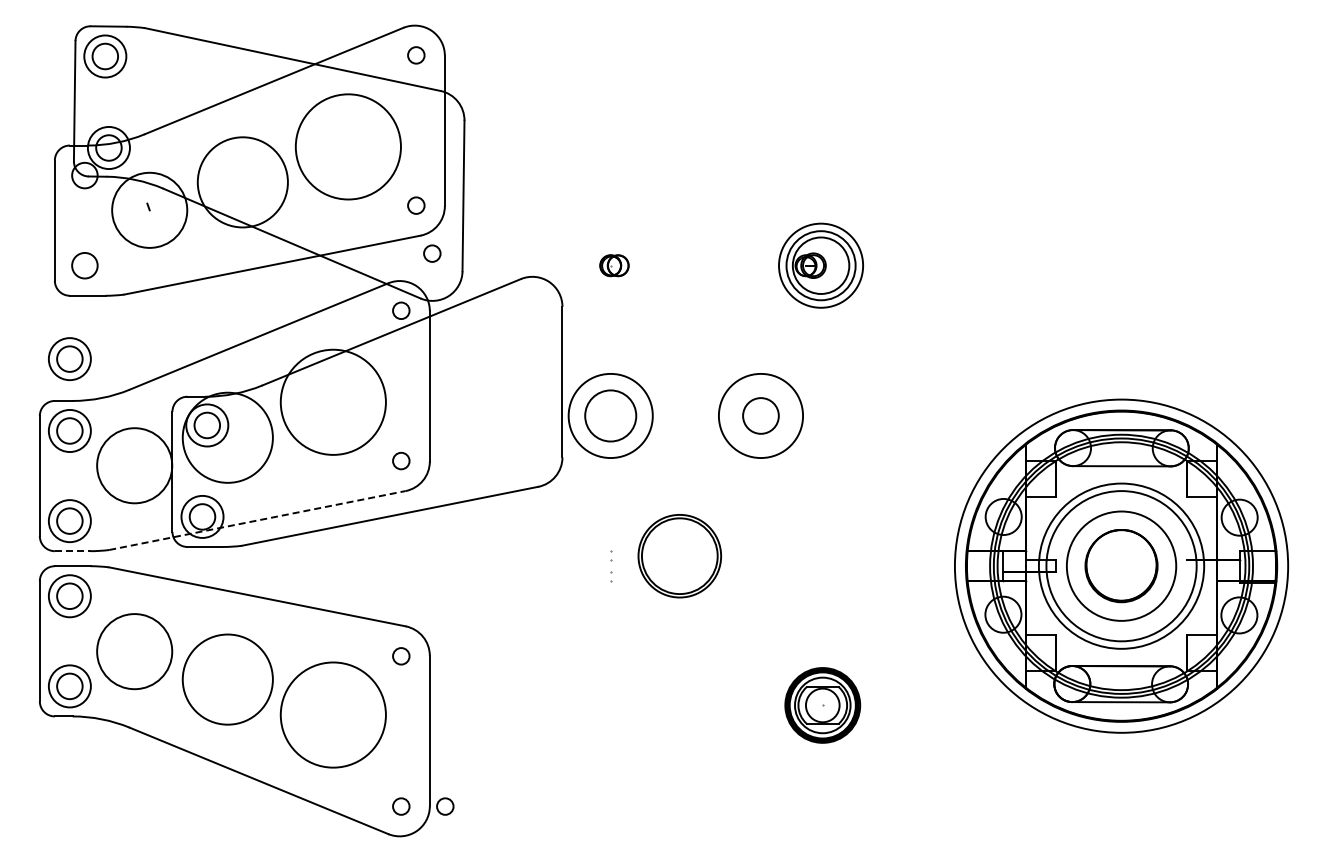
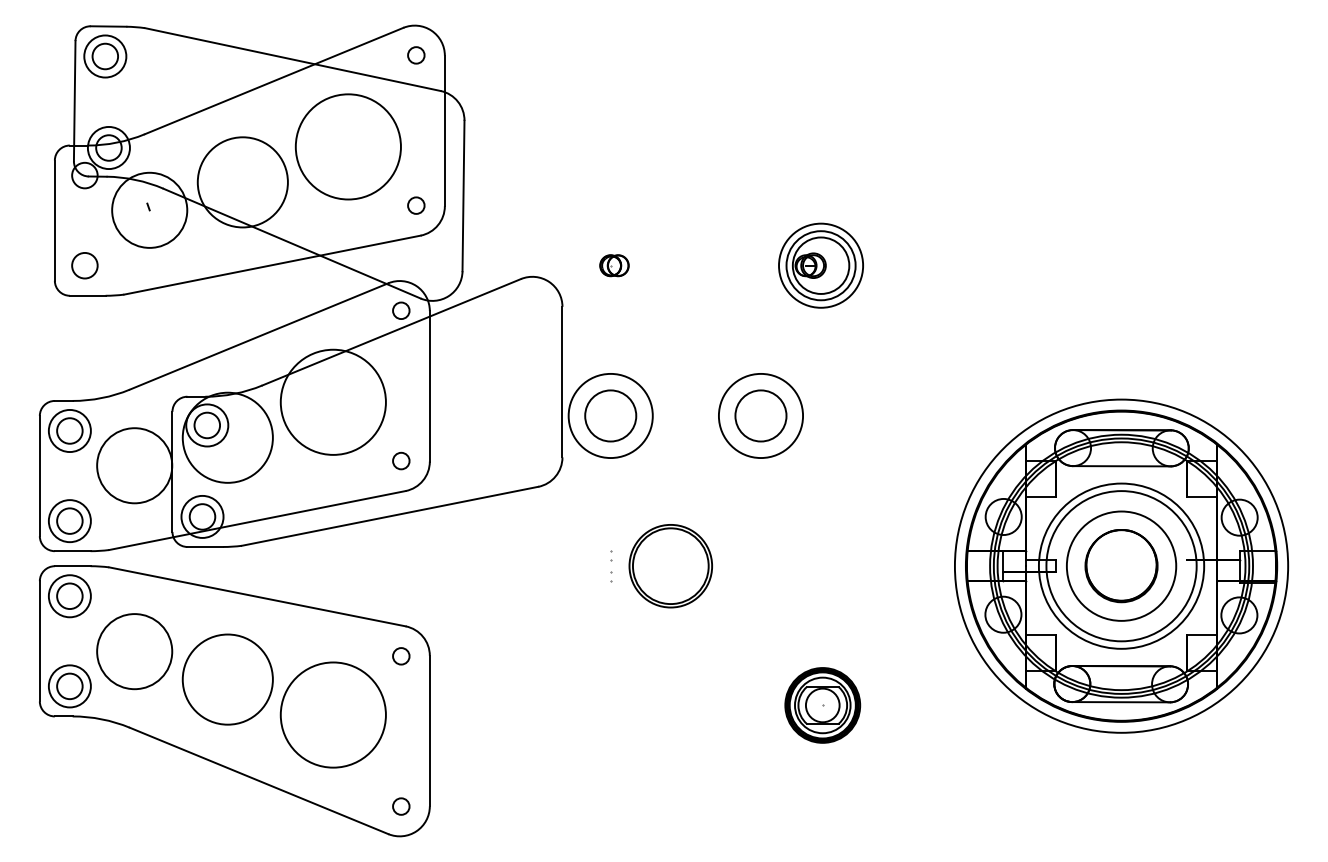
circle: present -> none (432, 253)
part: present -> none (69, 358)
circle diameter: 36 px -> 51 px (760, 415)
line: dashed -> solid (257, 520)
line: dashed -> solid (72, 551)
part position: (679, 556) -> (670, 566) (670, 566)
circle: present -> none (445, 806)
